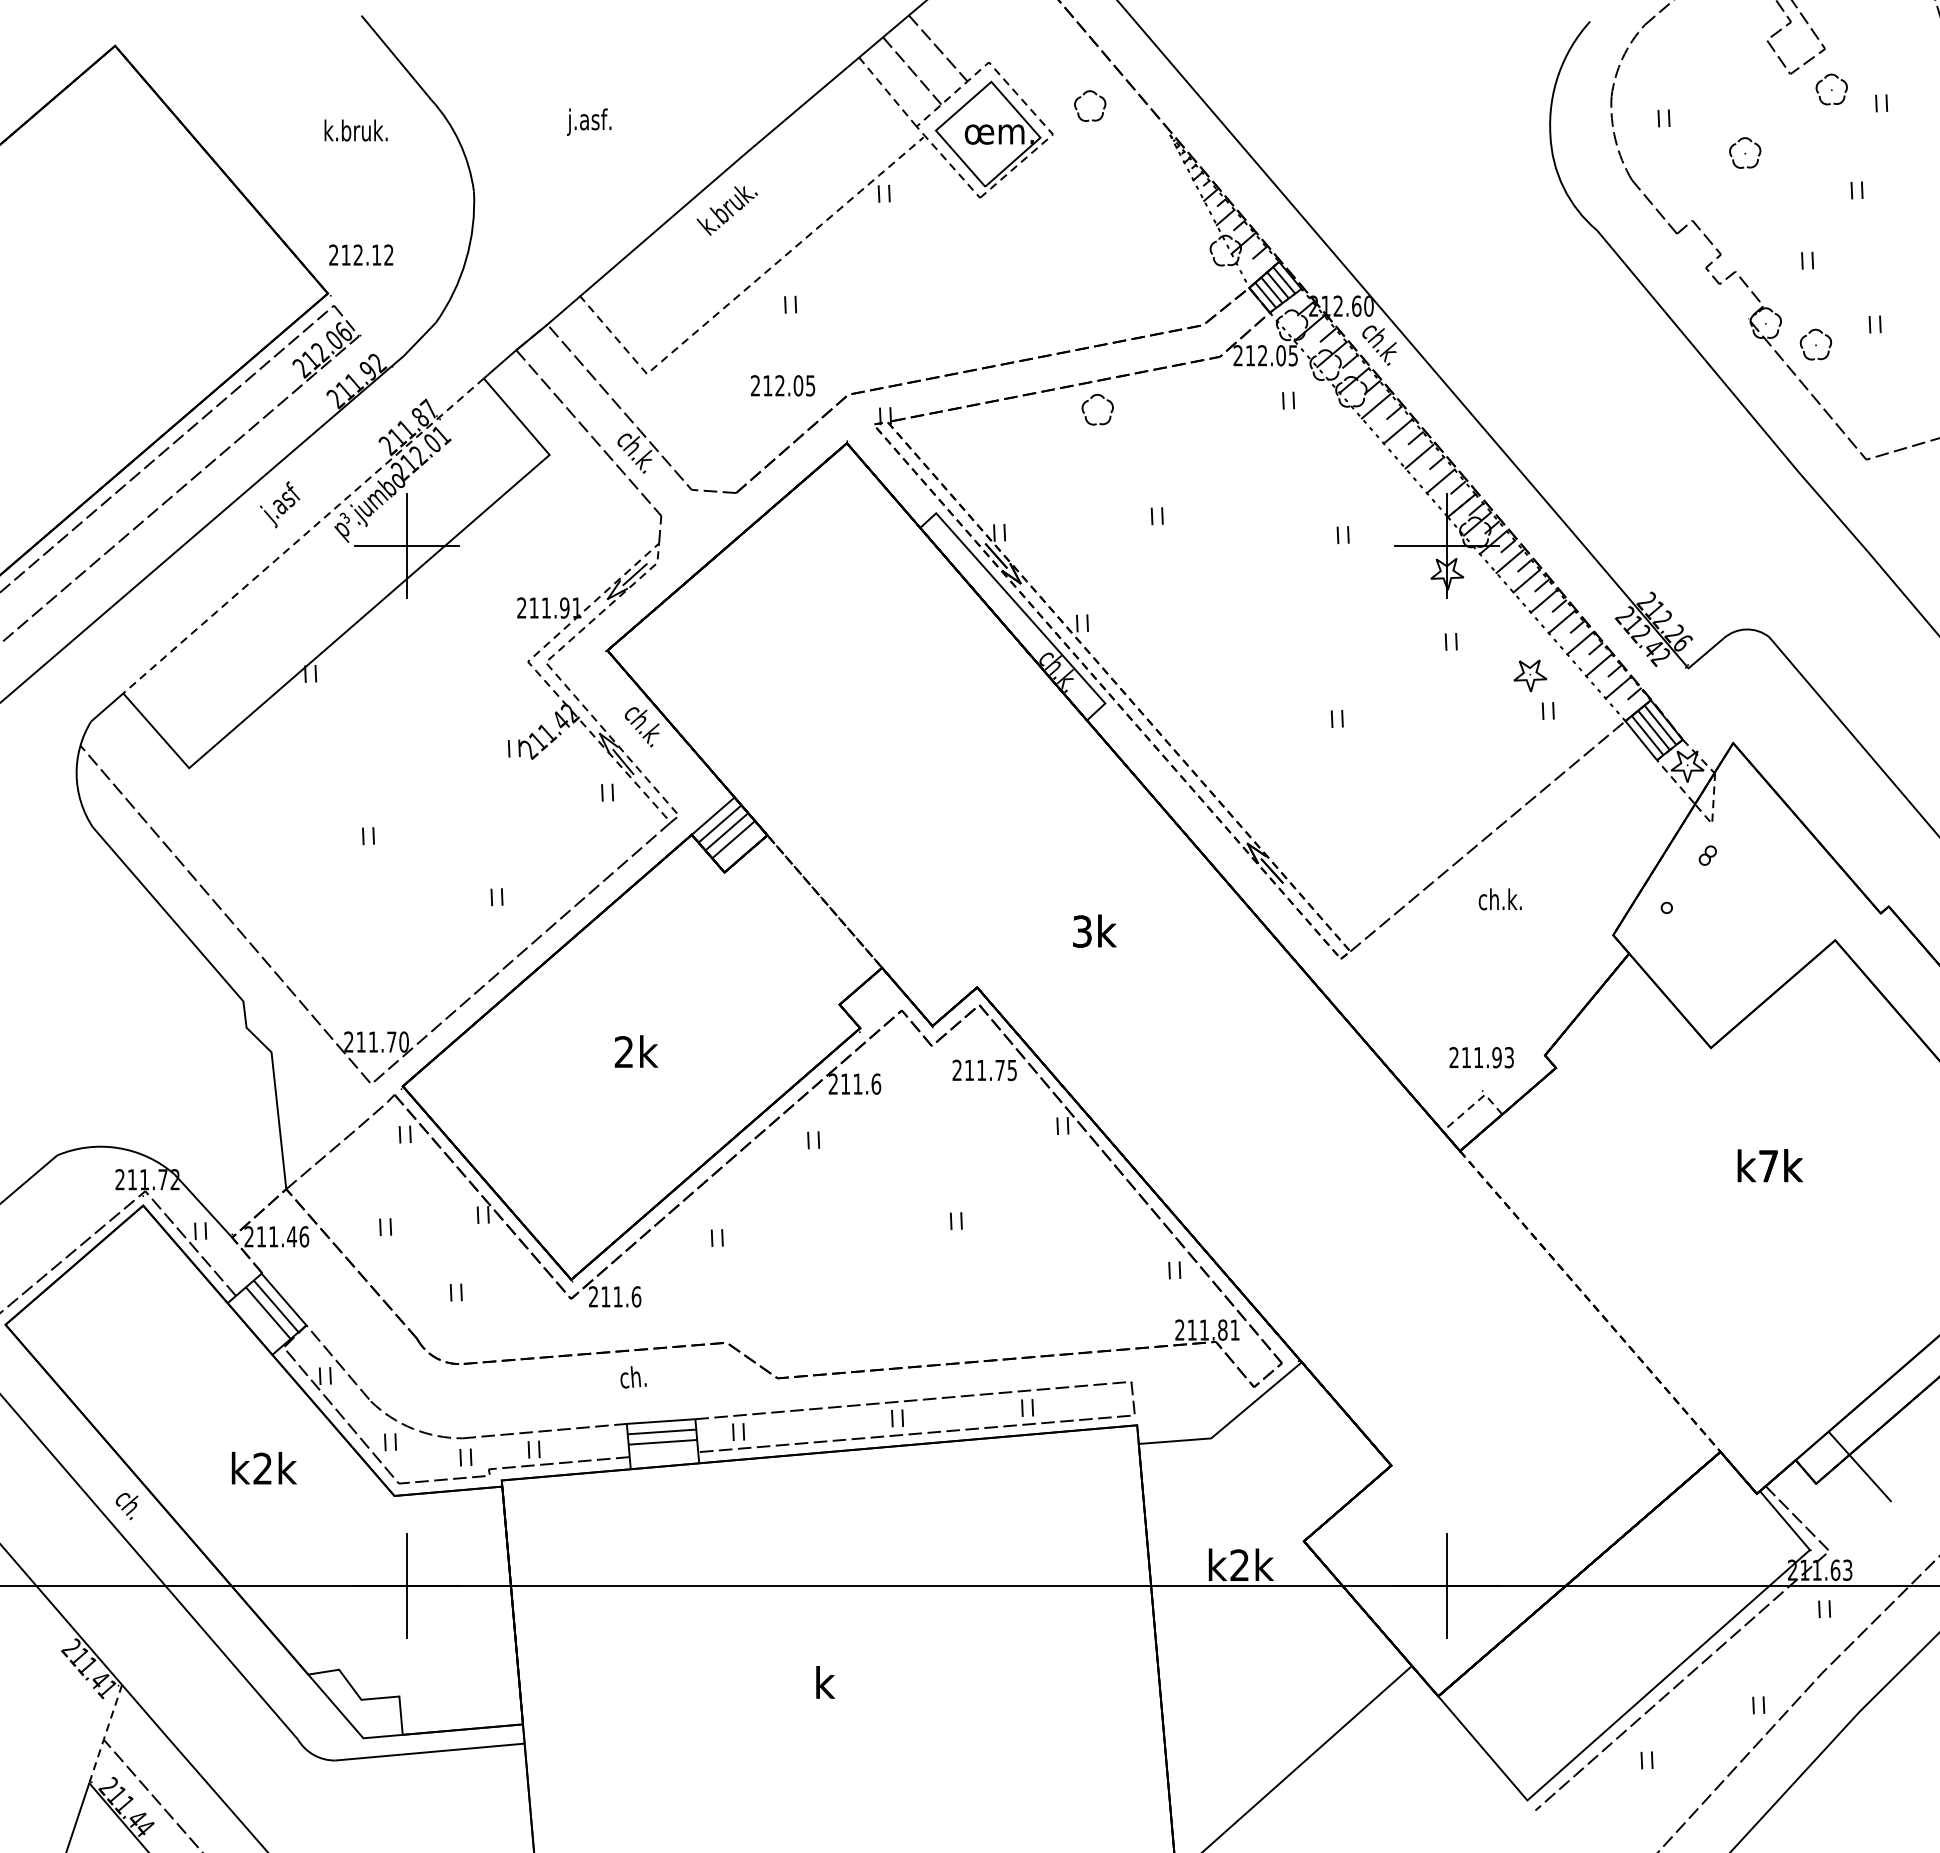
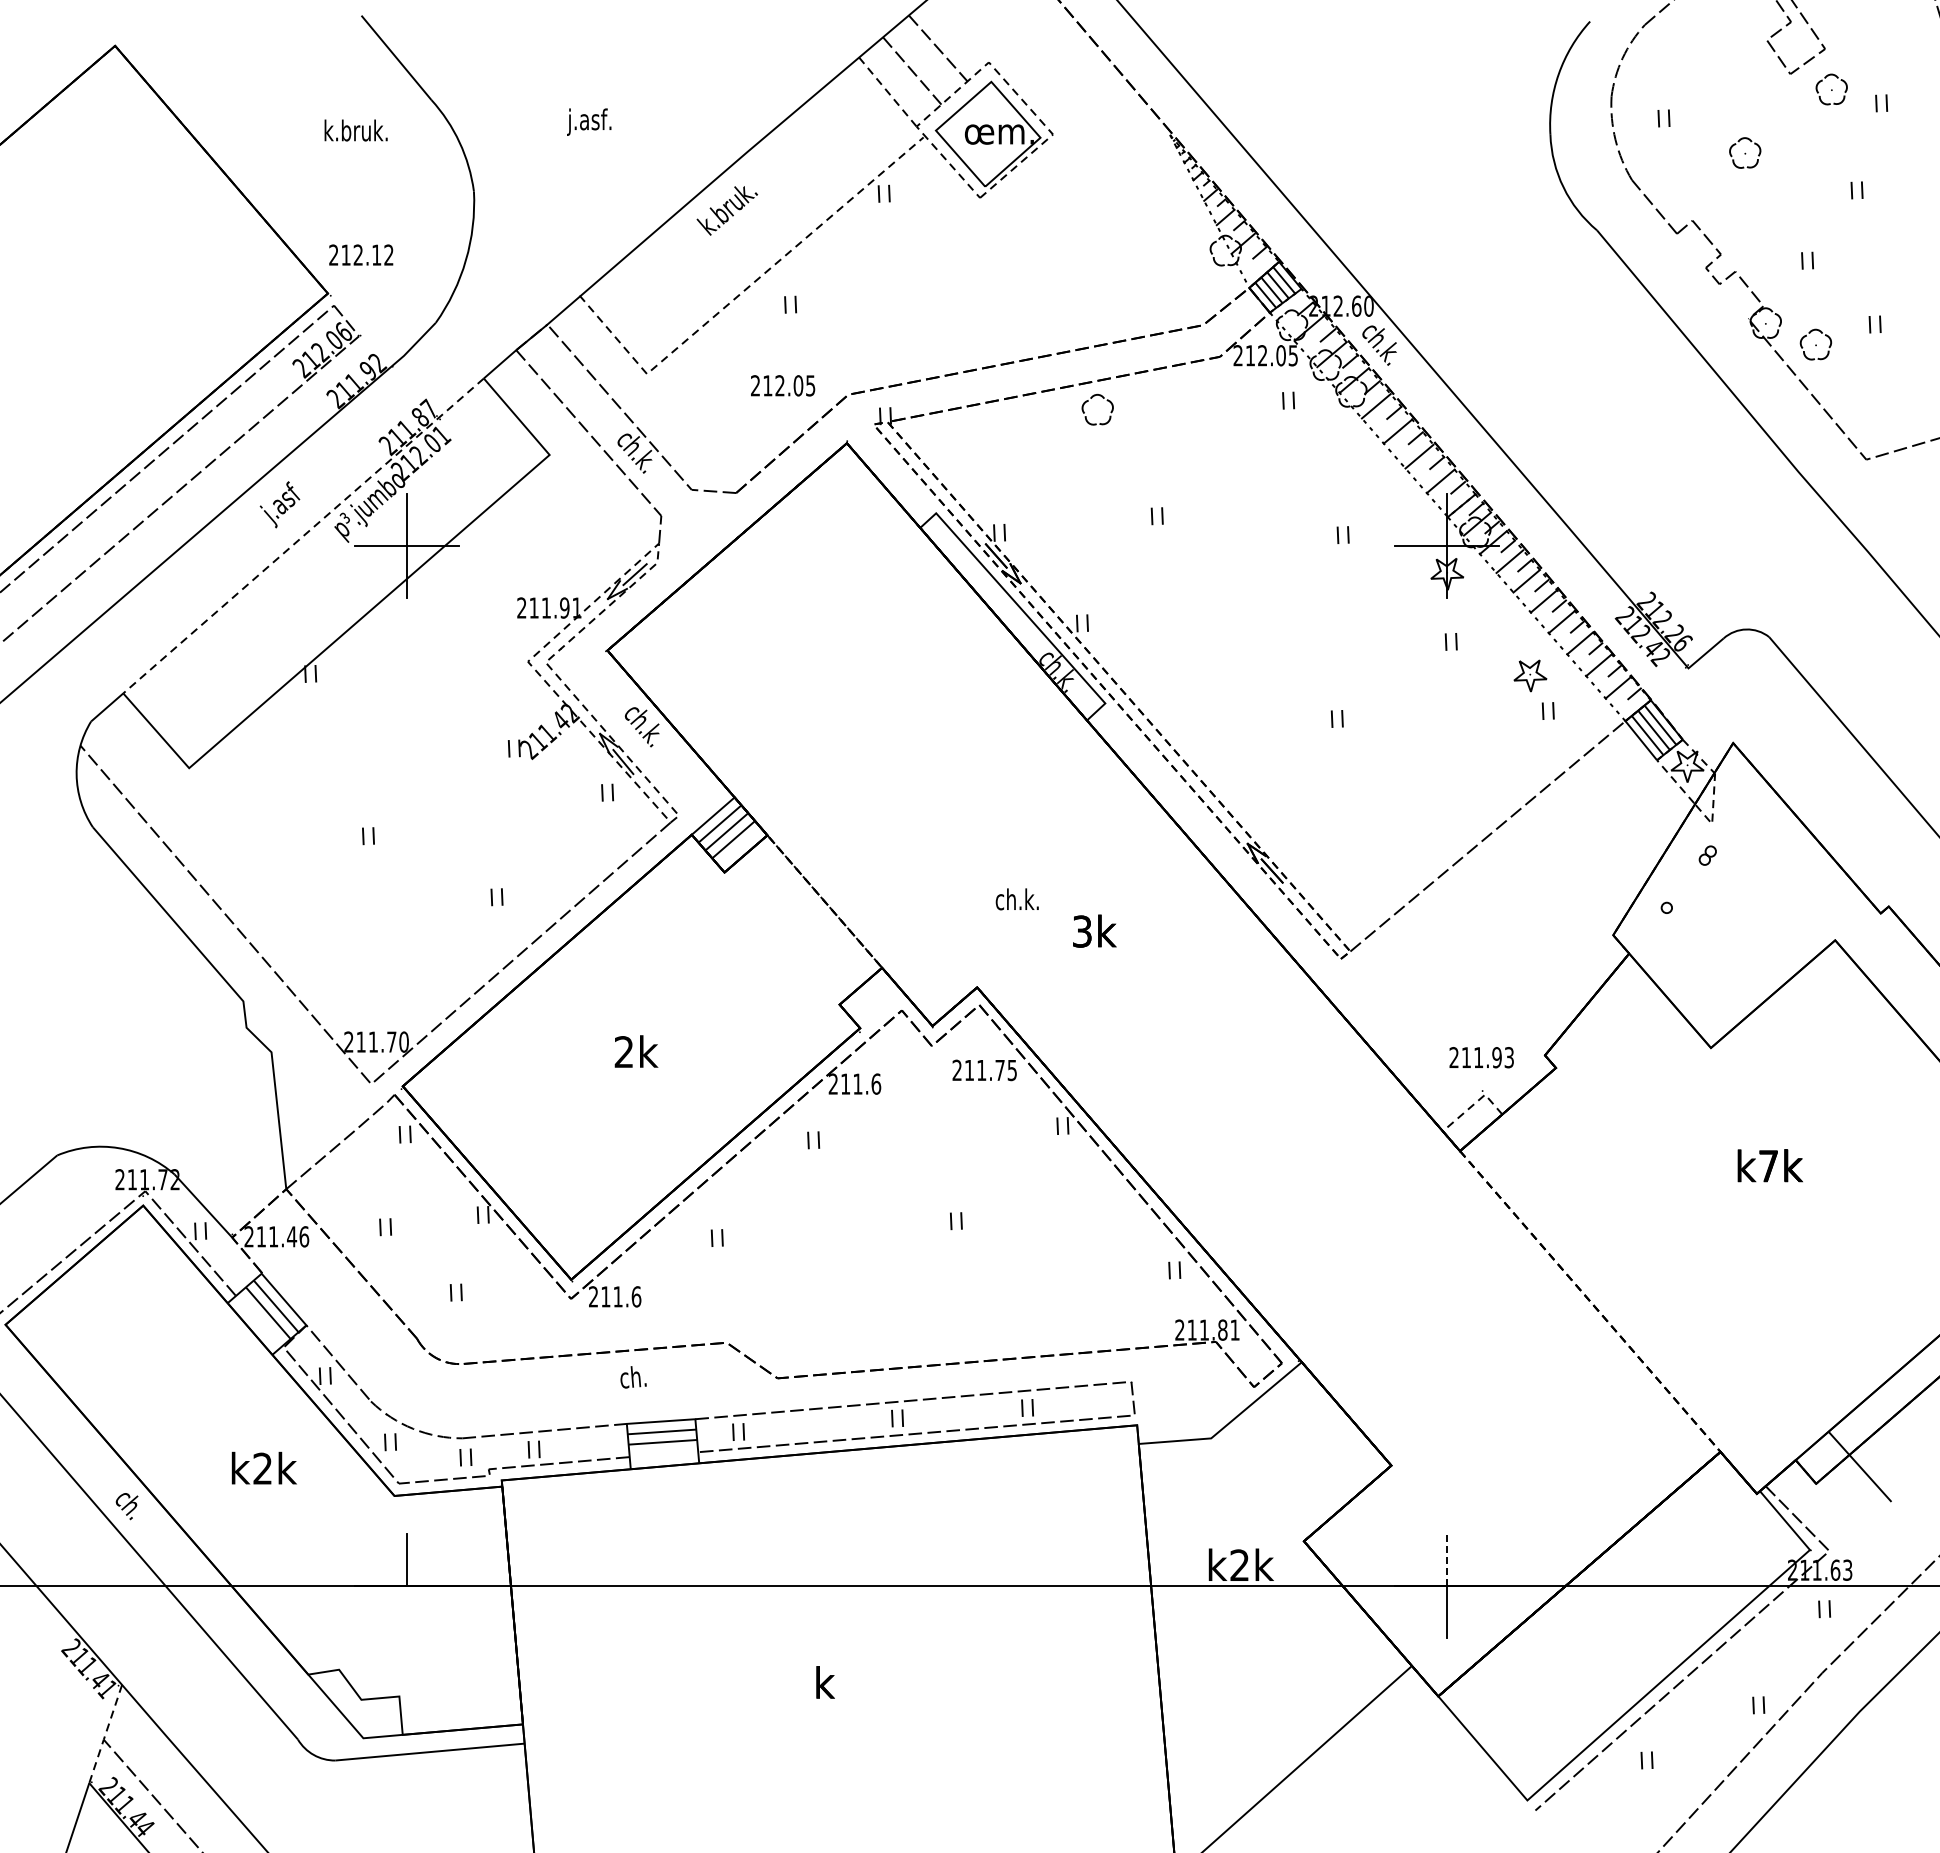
part: present -> none (1095, 95)
text position: (1499, 899) -> (1016, 899) (1016, 899)
line: solid -> dashed (1447, 1559)
line: present -> none (406, 1612)
